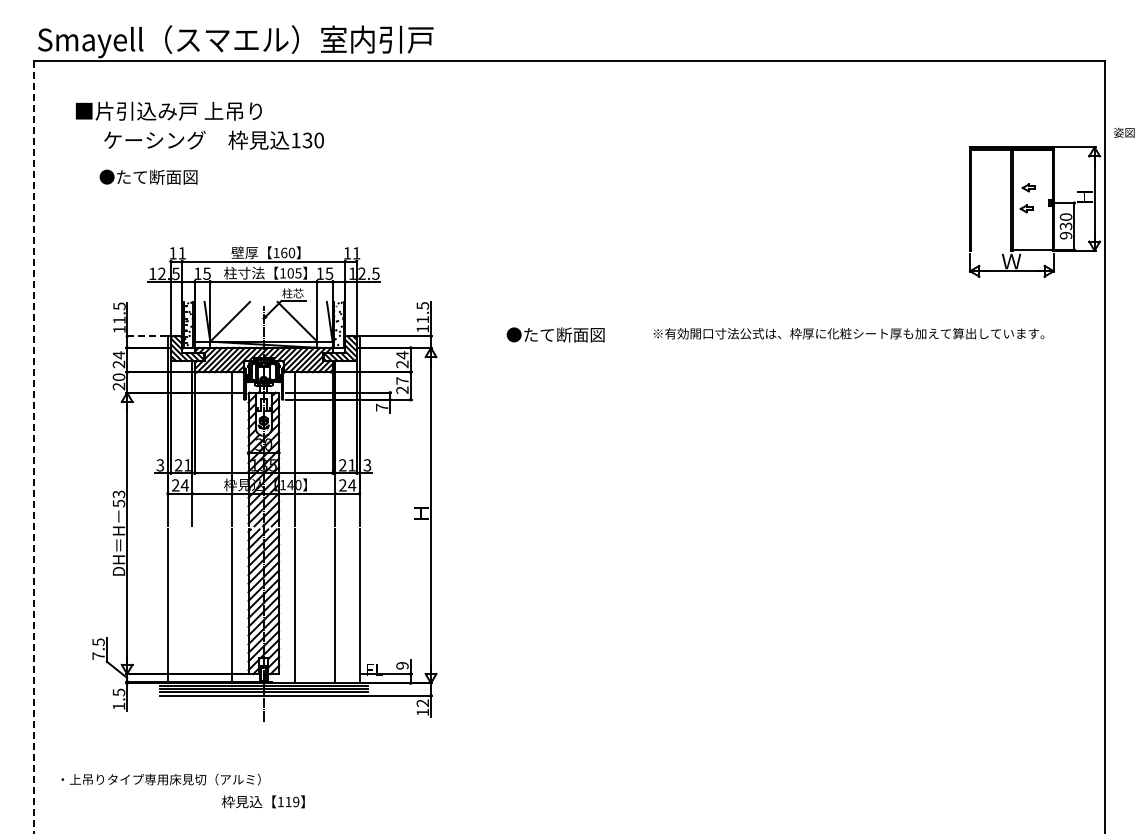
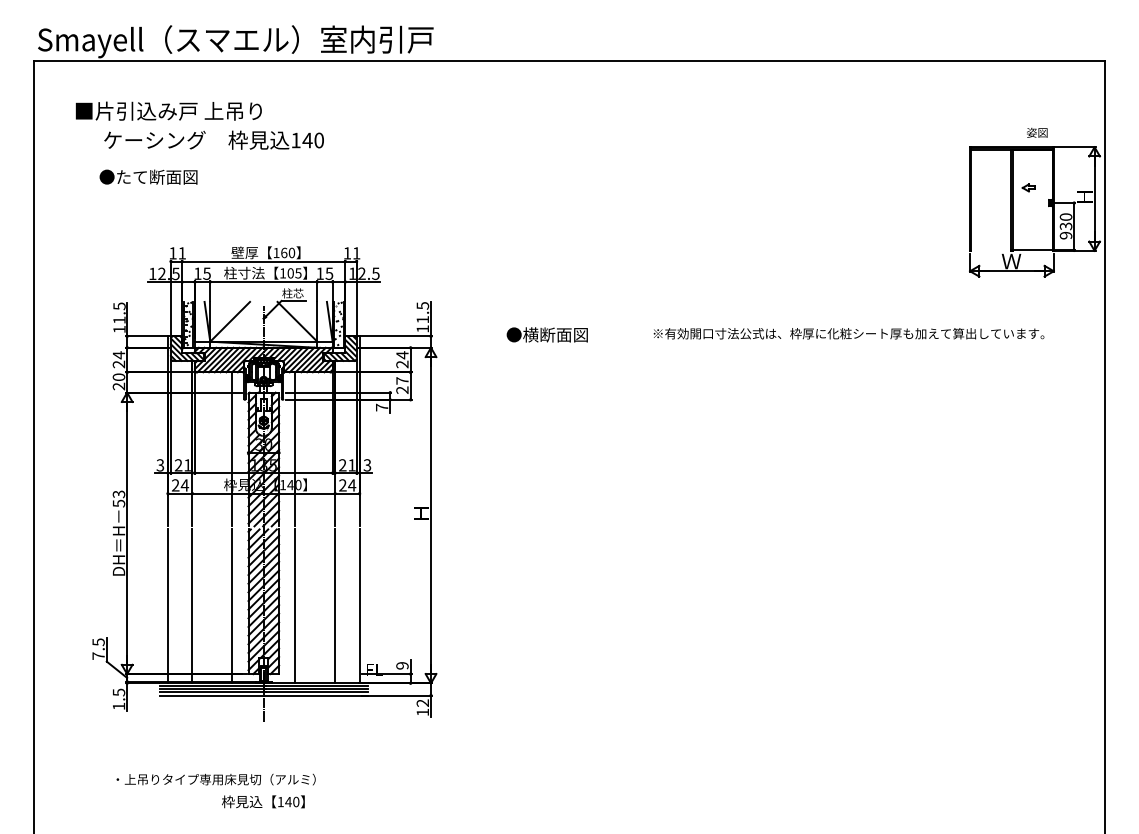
text position: (1124, 132) -> (1037, 132) (1037, 132)
text: 130 -> 140 (307, 140)
part: present -> none (1026, 208)
text: ●たて断面図 -> ●横断面図 (563, 334)
line: dashed -> solid (146, 336)
line: dashed -> solid (34, 447)
line: none -> present (192, 606)
text position: (160, 779) -> (215, 779) (215, 779)
text: 119 -> 140 (292, 802)
